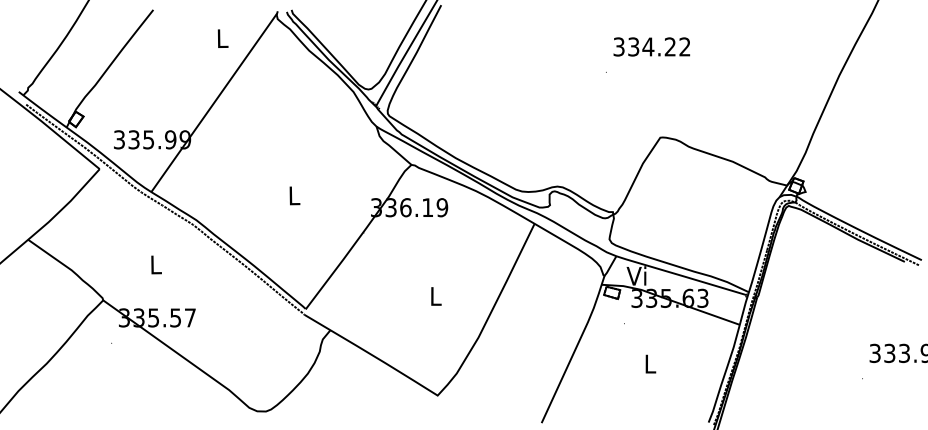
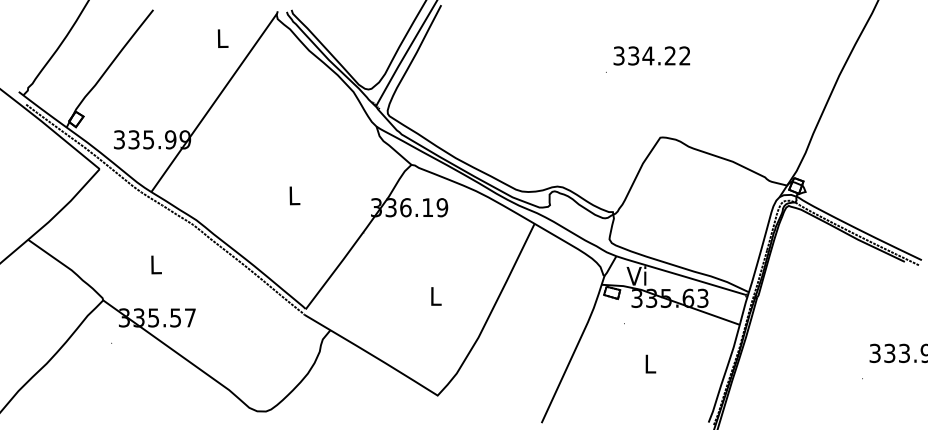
text position: (651, 46) -> (651, 55) (651, 55)
